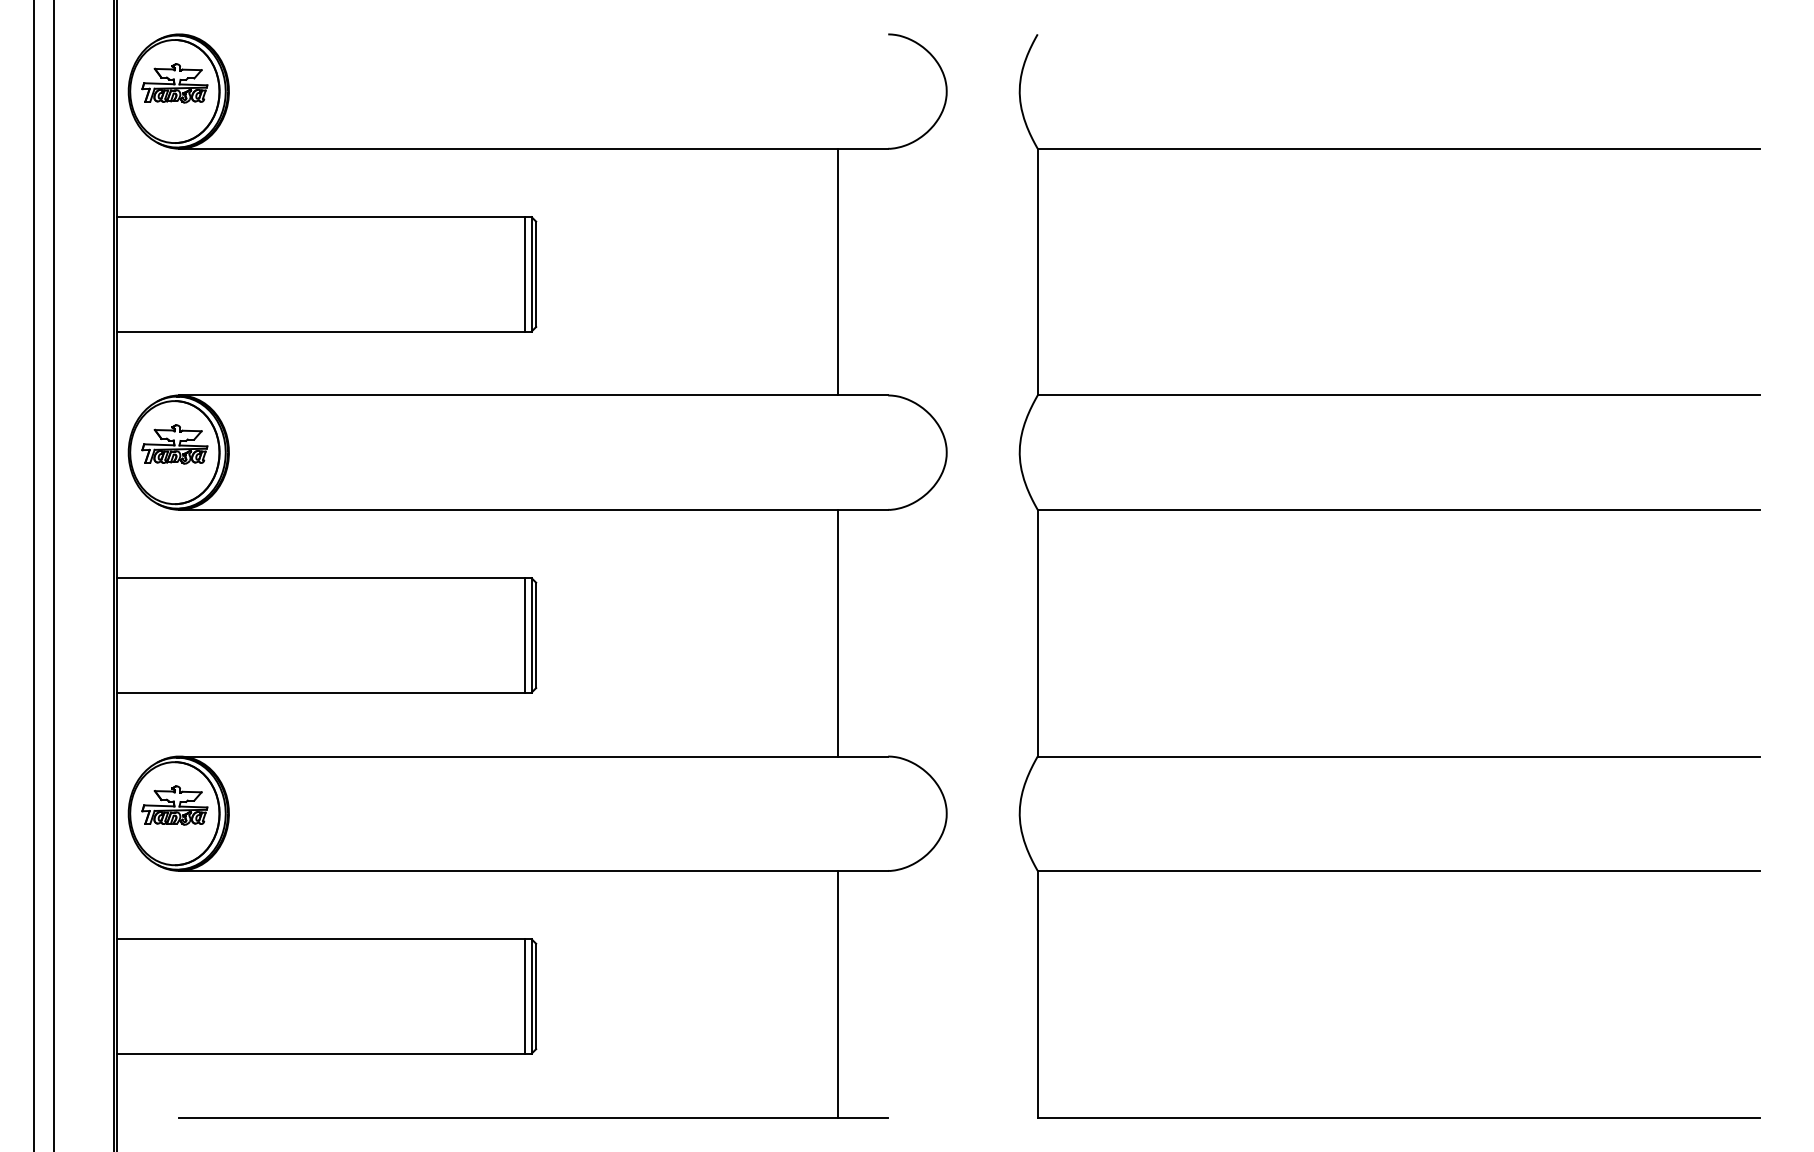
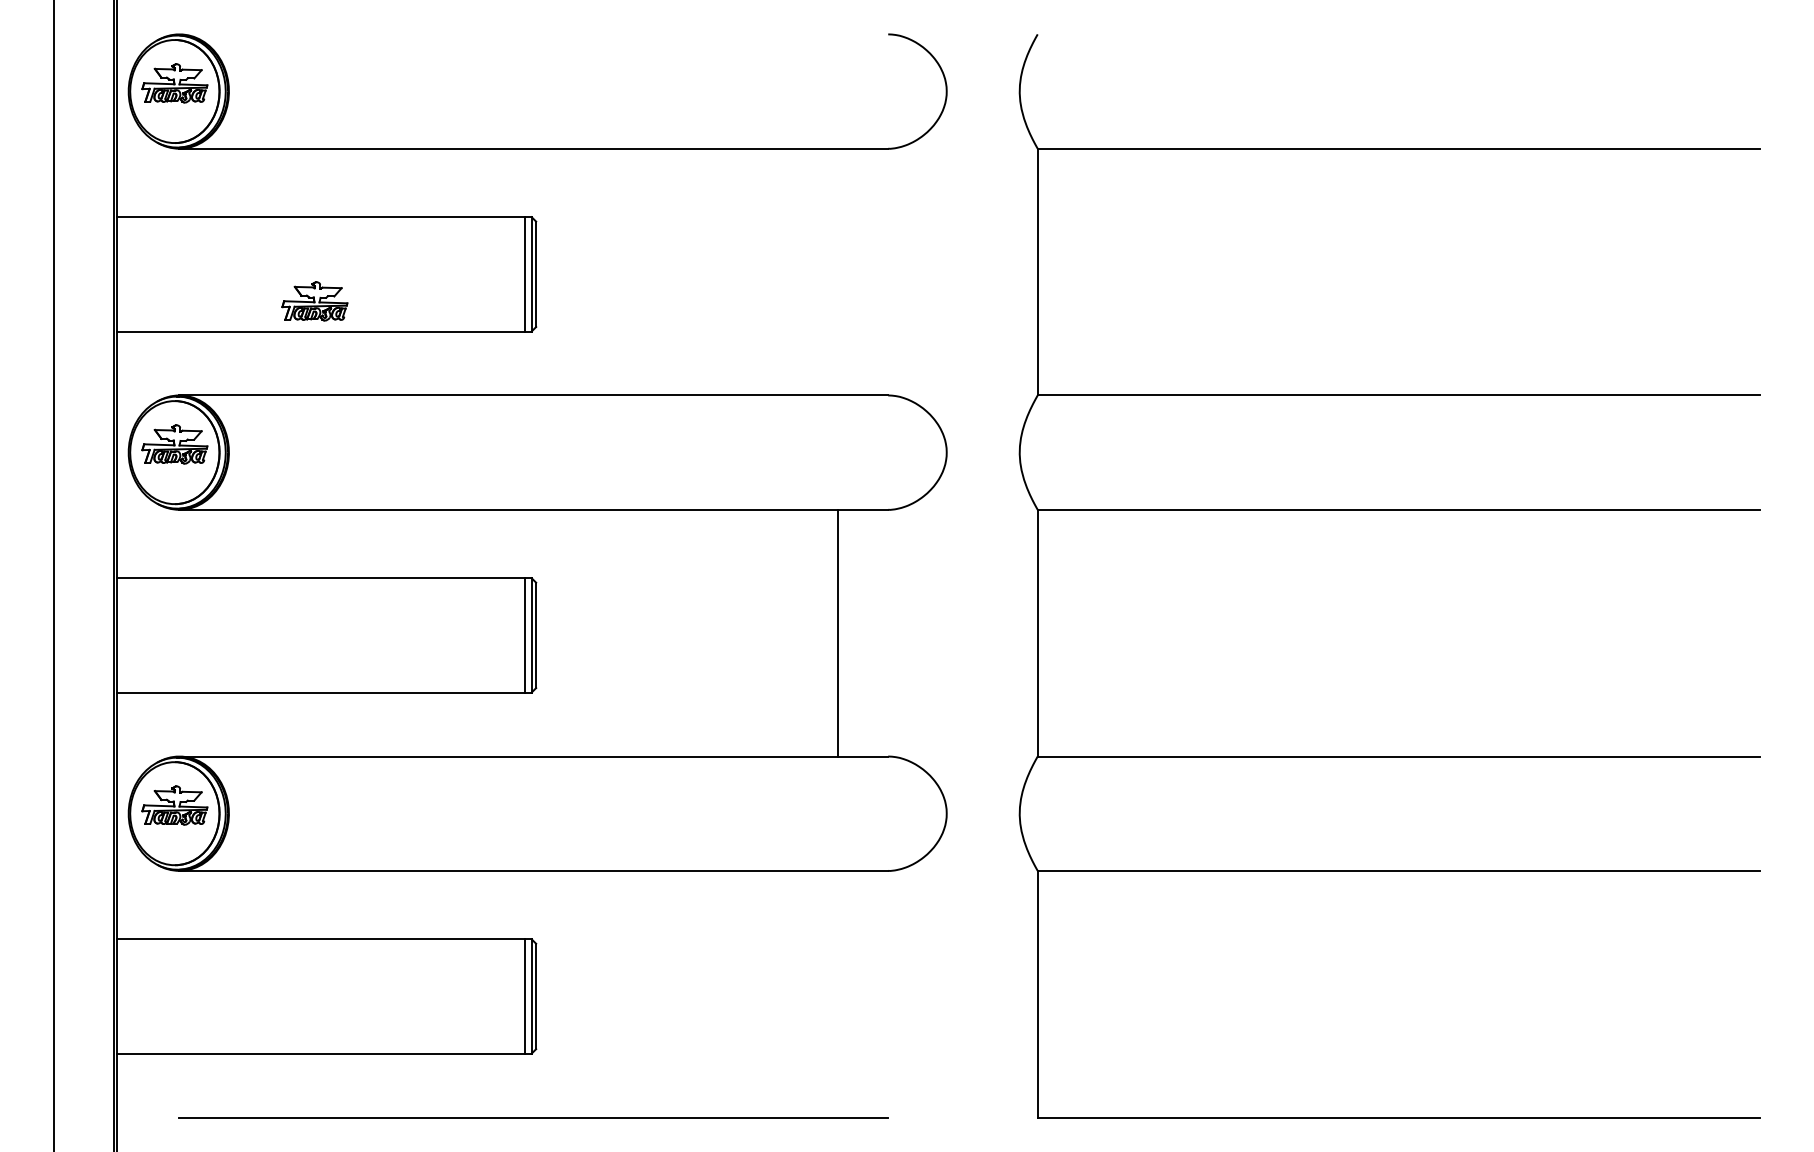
line: present -> none (838, 271)
part: none -> present (314, 301)
line: present -> none (34, 575)
line: present -> none (838, 993)
